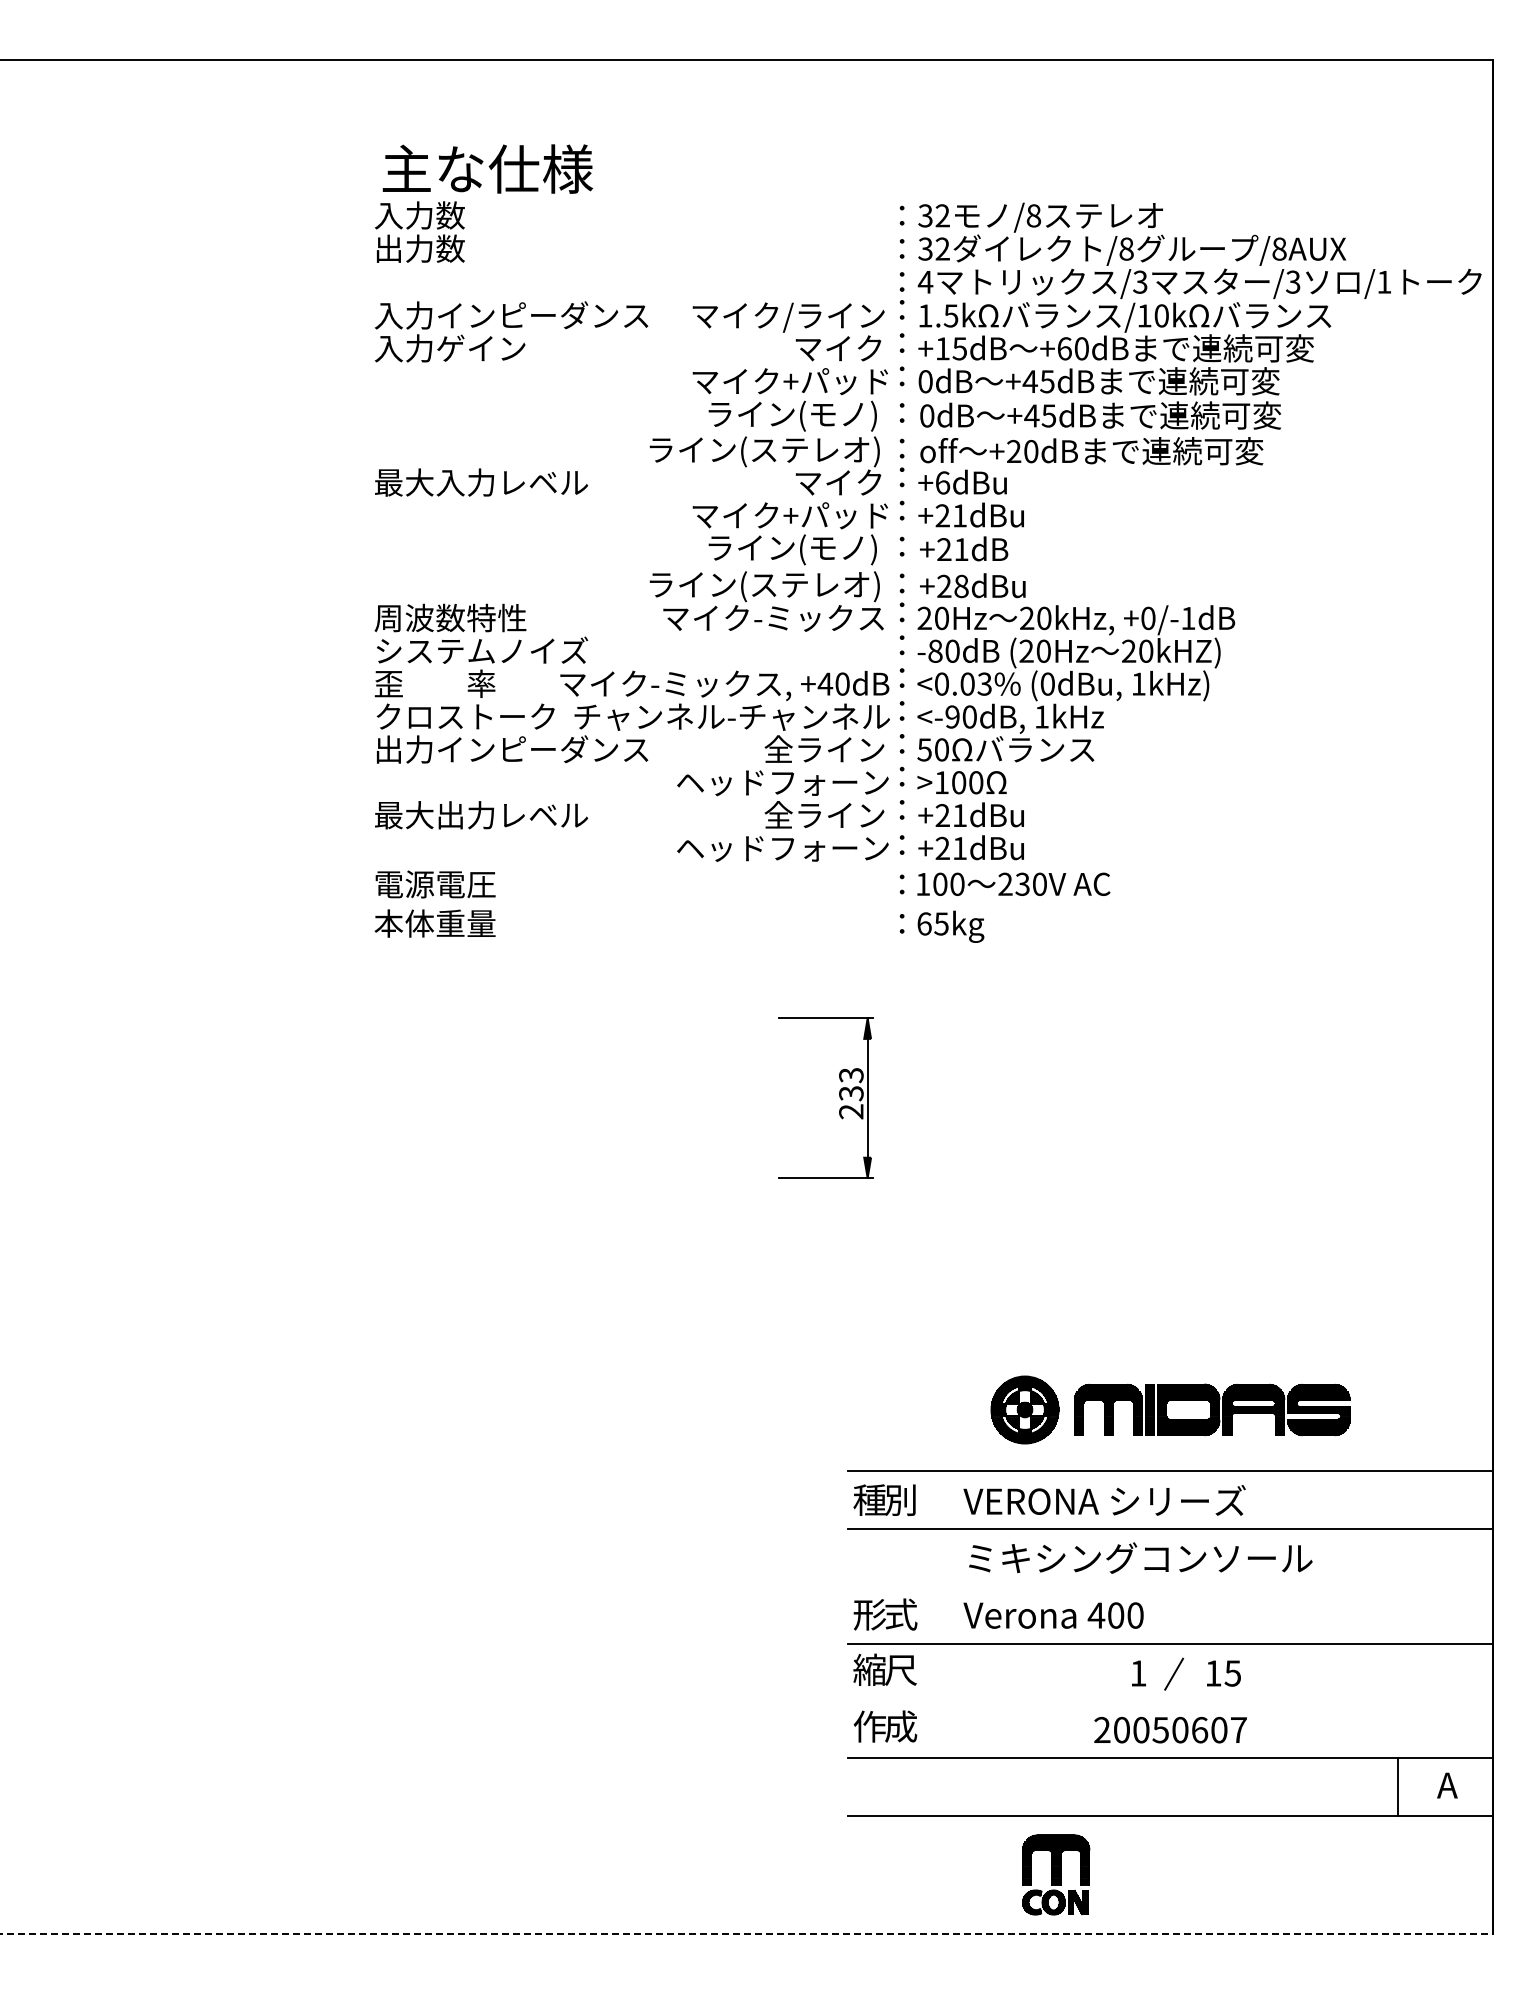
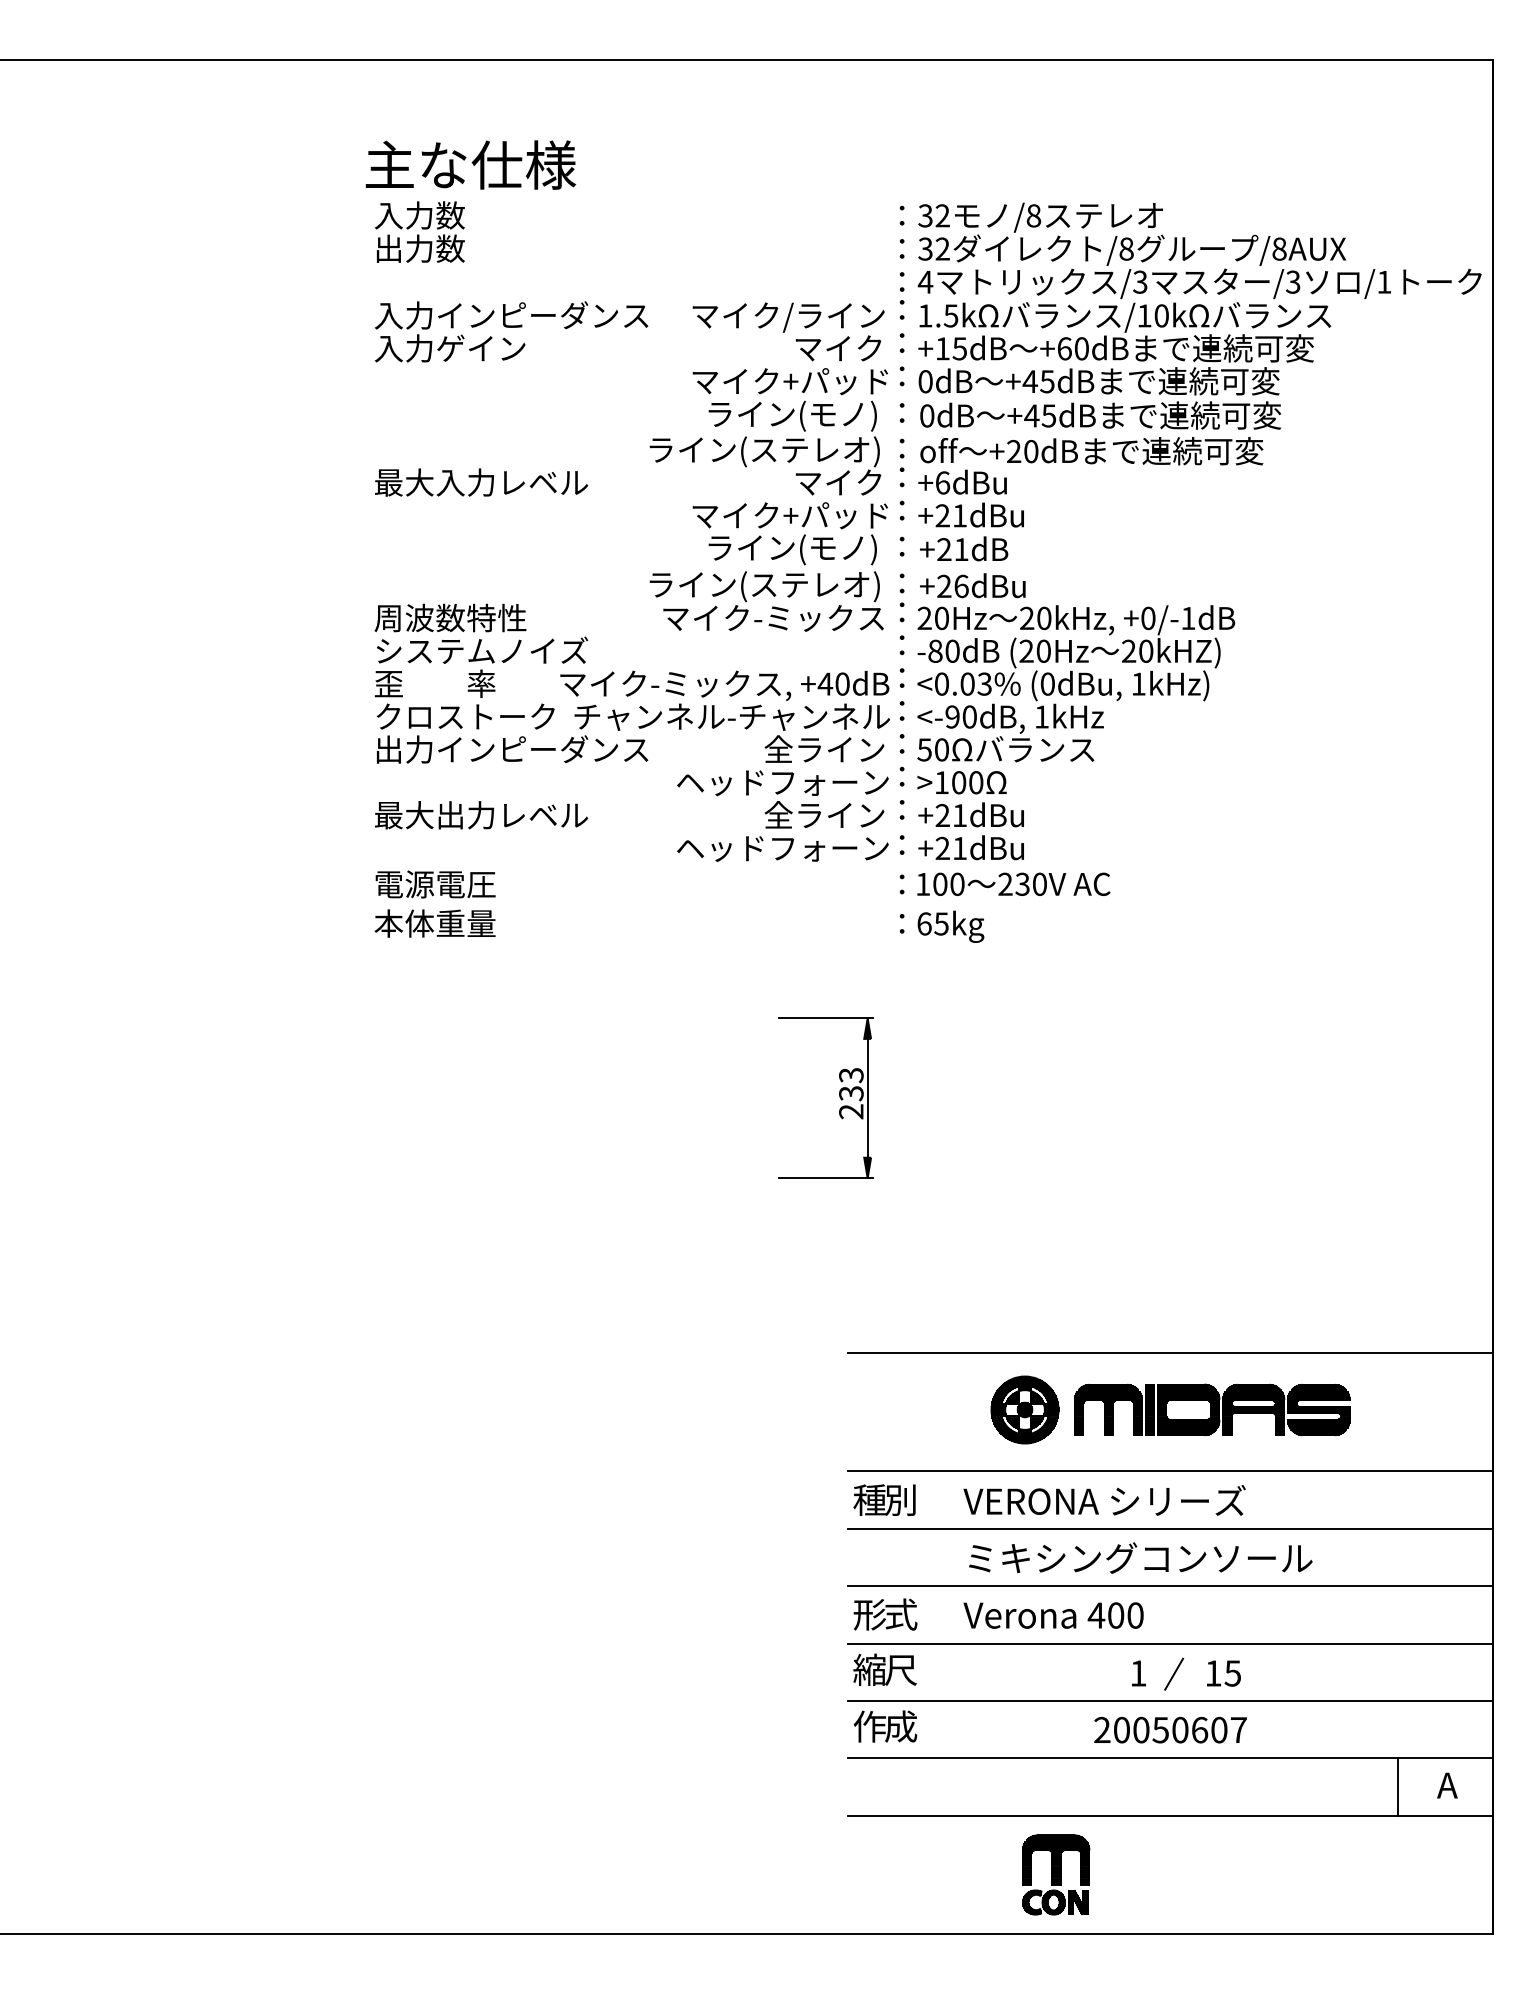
text position: (487, 168) -> (470, 164) (470, 164)
text: +28dBu -> +26dBu (961, 586)
line: none -> present (1170, 1352)
line: none -> present (1170, 1586)
line: none -> present (1170, 1700)
line: dashed -> solid (746, 1934)
